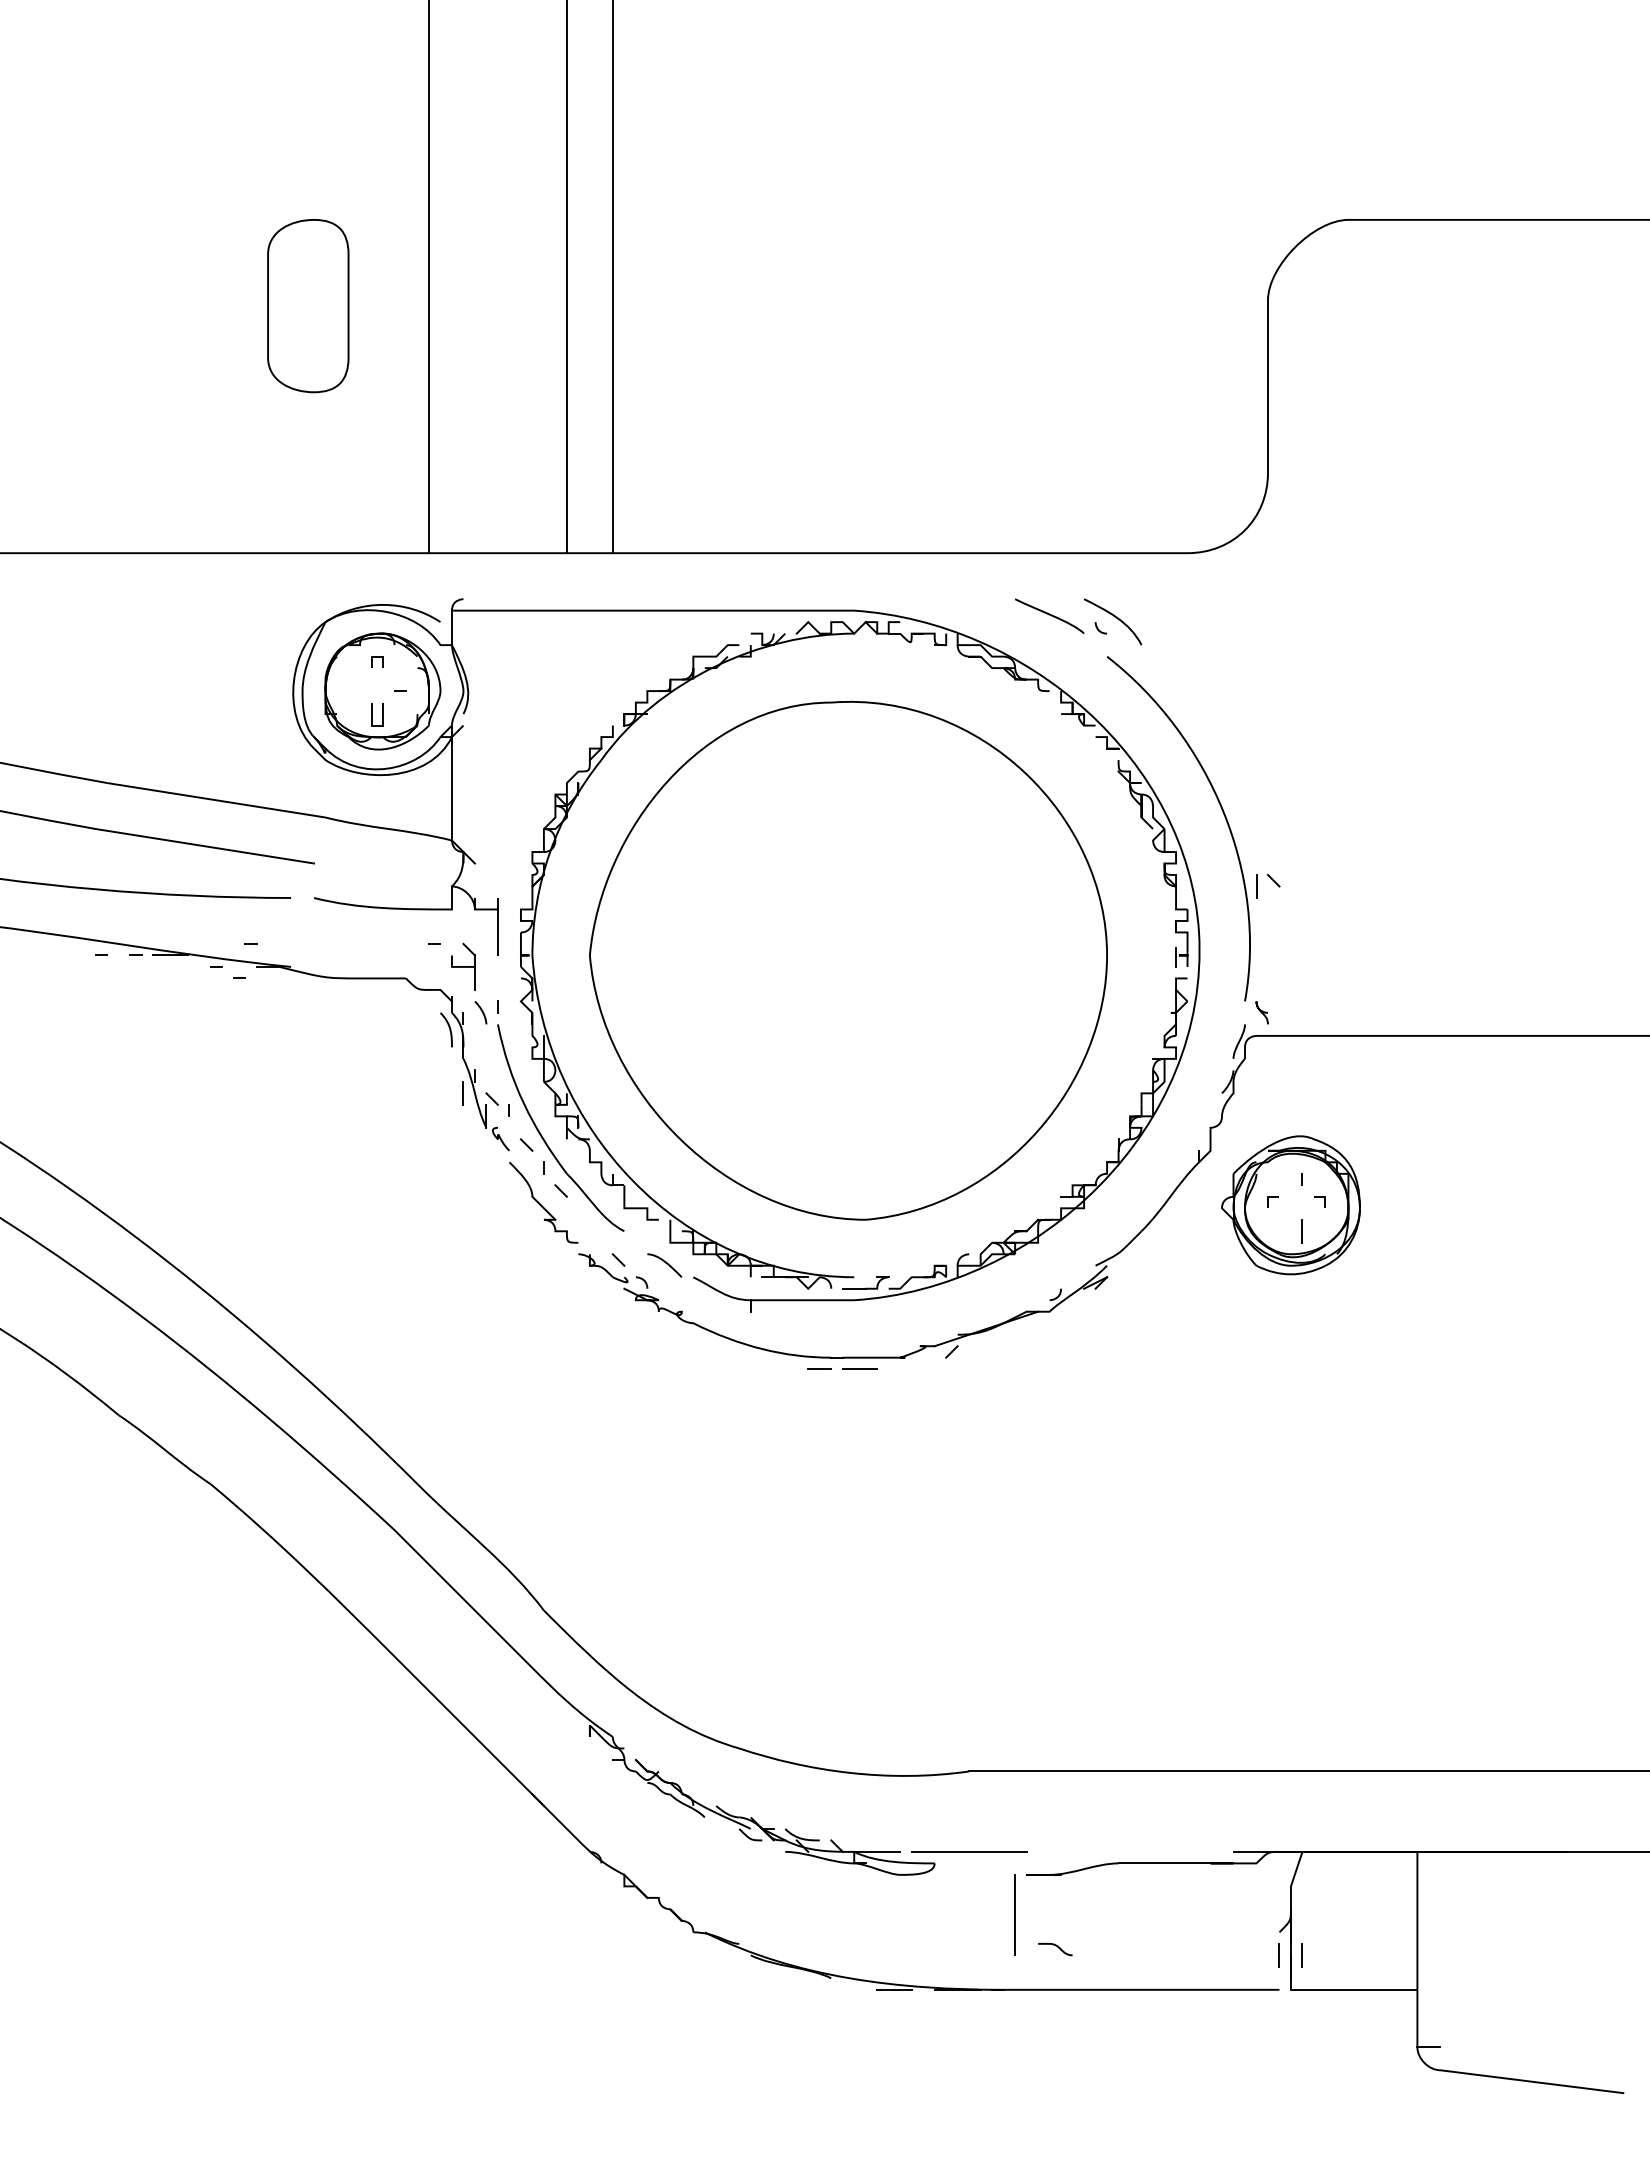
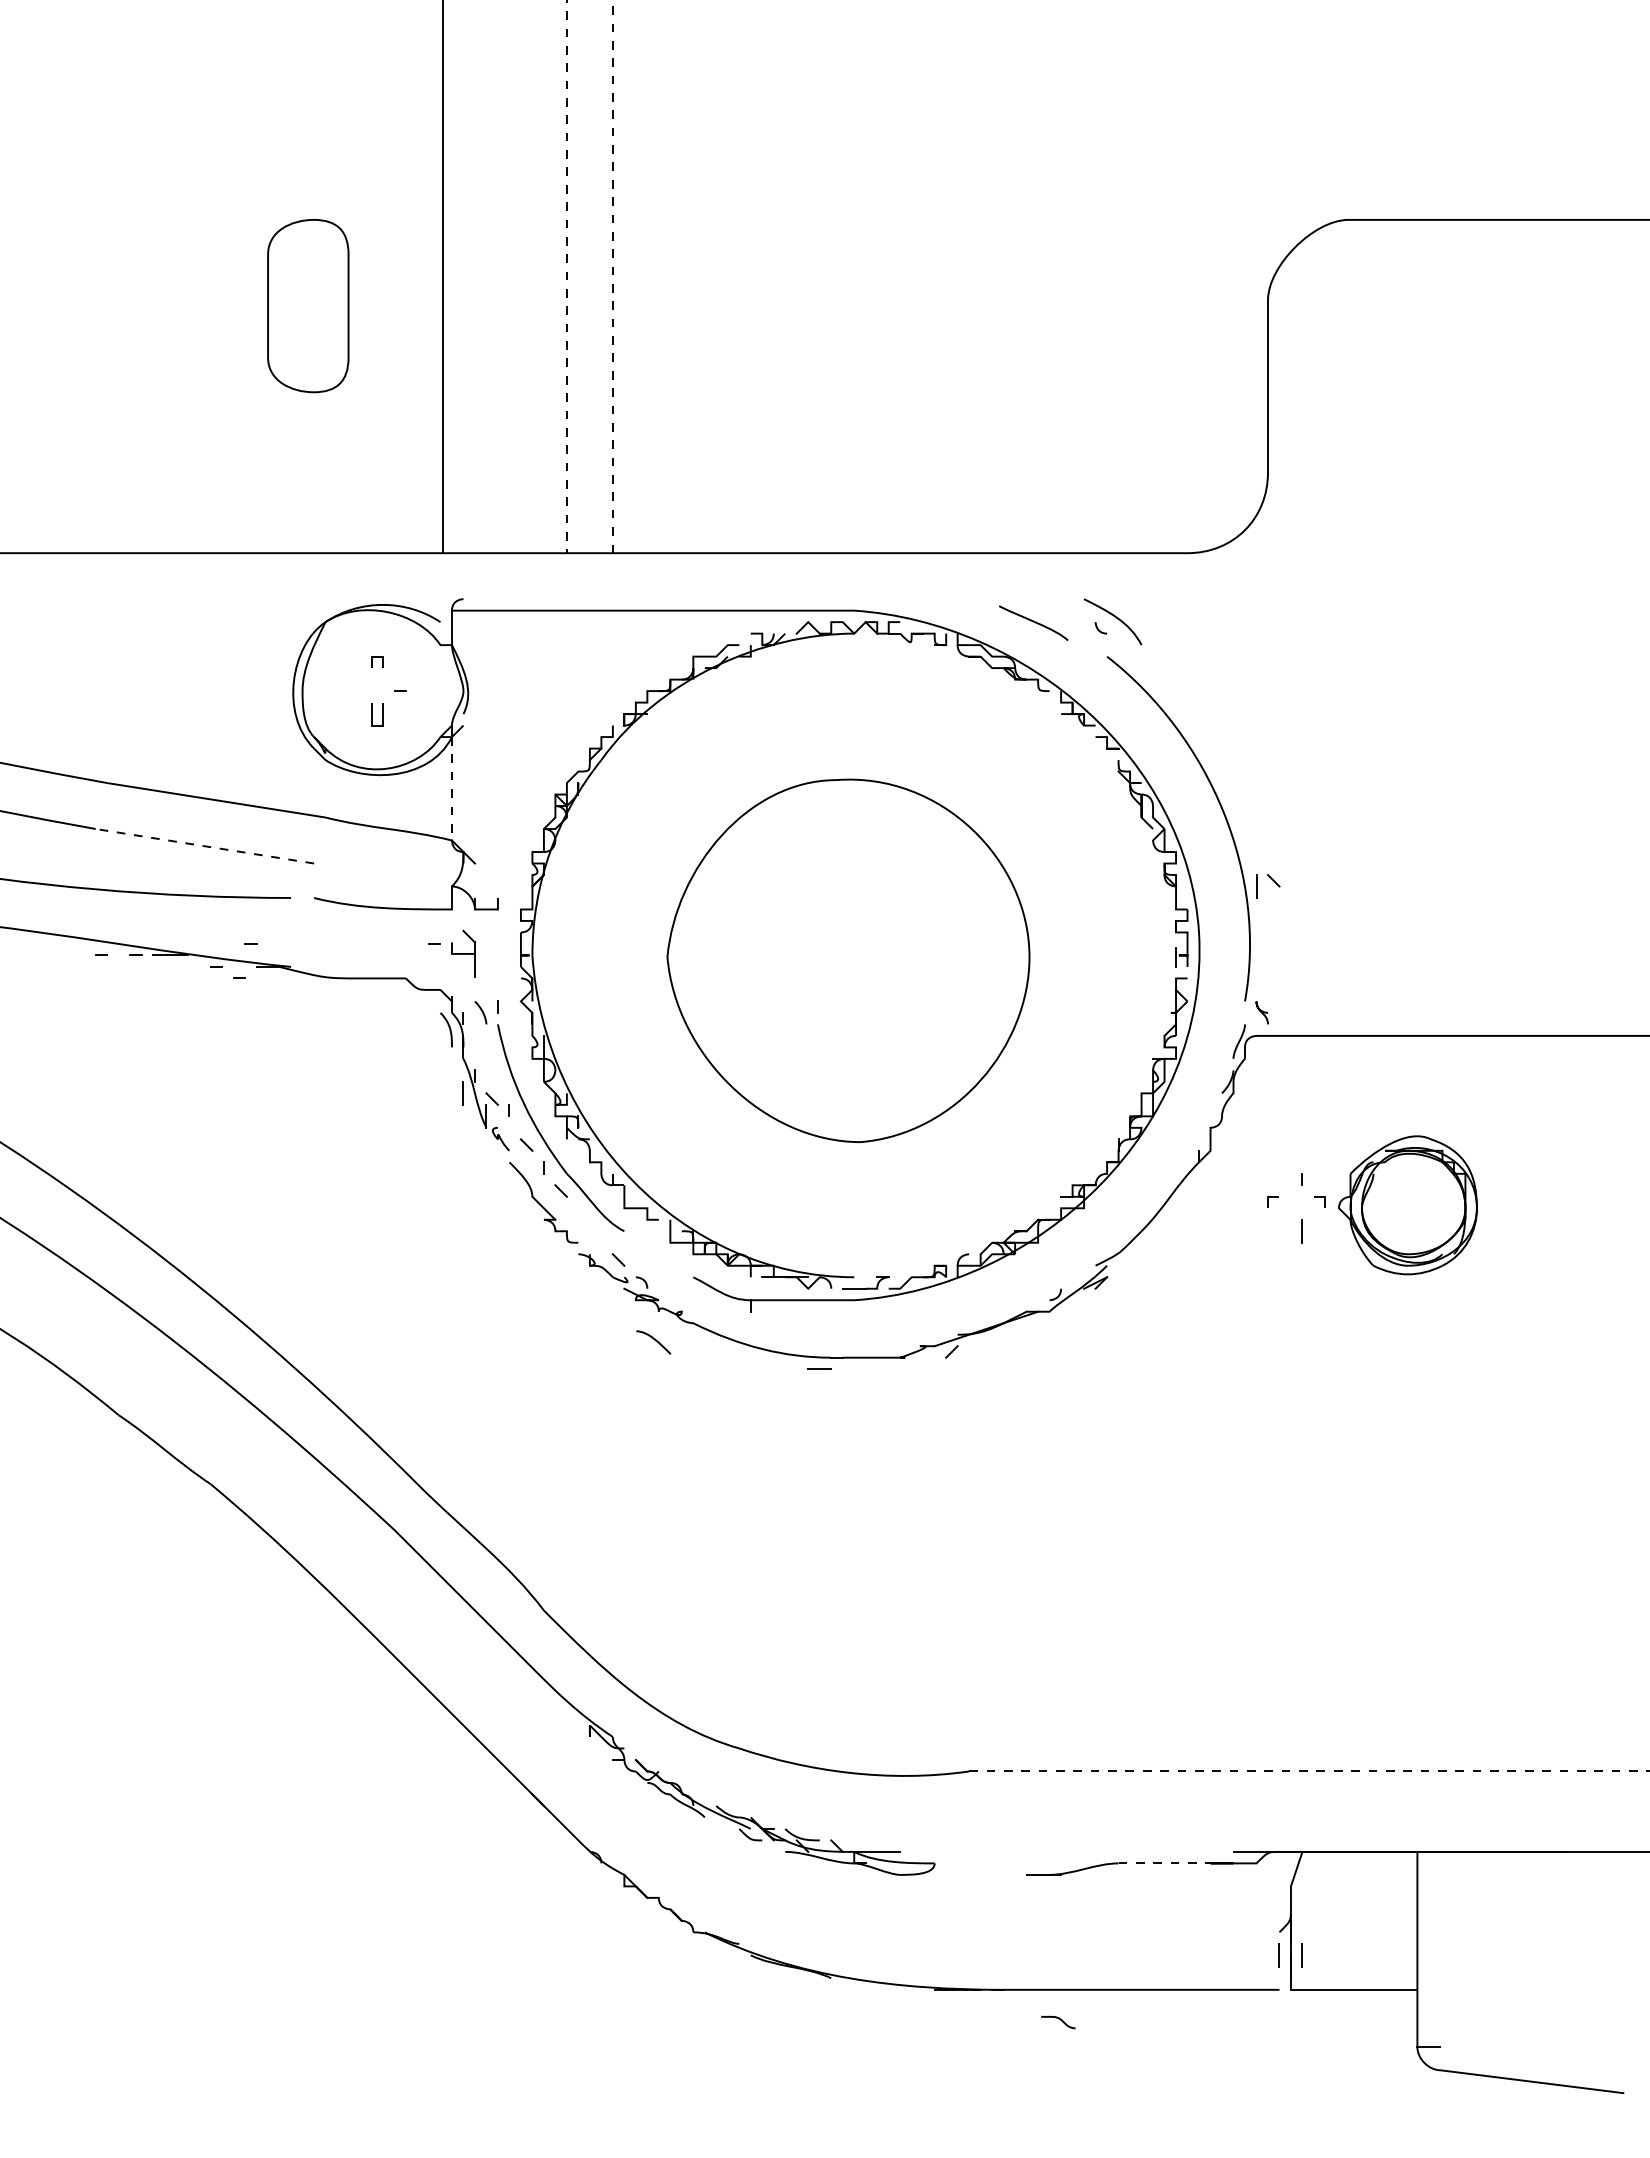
line: solid -> dashed (612, 276)
line position: (428, 277) -> (442, 277) (442, 277)
line: solid -> dashed (566, 277)
curve position: (1049, 615) -> (1033, 622) (1033, 622)
part: present -> none (382, 691)
line: solid -> dashed (451, 788)
line: solid -> dashed (204, 846)
line: present -> none (497, 932)
part size: 519x520 px -> 365x365 px (848, 960)
part position: (463, 966) -> (463, 953) (463, 953)
part position: (1290, 1205) -> (1407, 1205) (1407, 1205)
curve position: (665, 1263) -> (654, 1340) (654, 1340)
line: present -> none (859, 1369)
line: solid -> dashed (1309, 1771)
line: present -> none (968, 1851)
line: solid -> dashed (1164, 1863)
line: present -> none (1014, 1914)
curve position: (1057, 1947) -> (1060, 2020) (1060, 2020)
line: present -> none (894, 1989)
